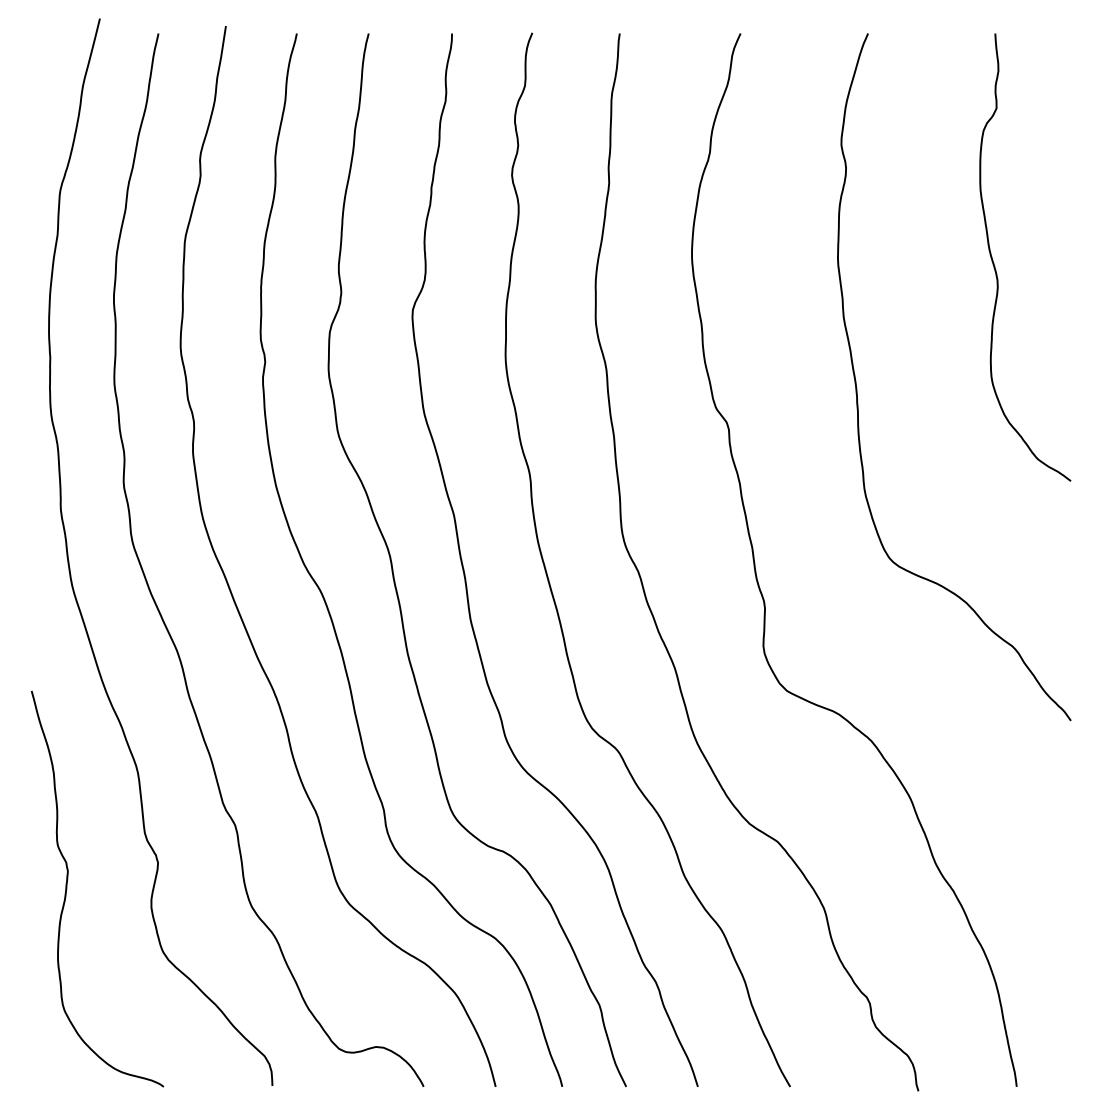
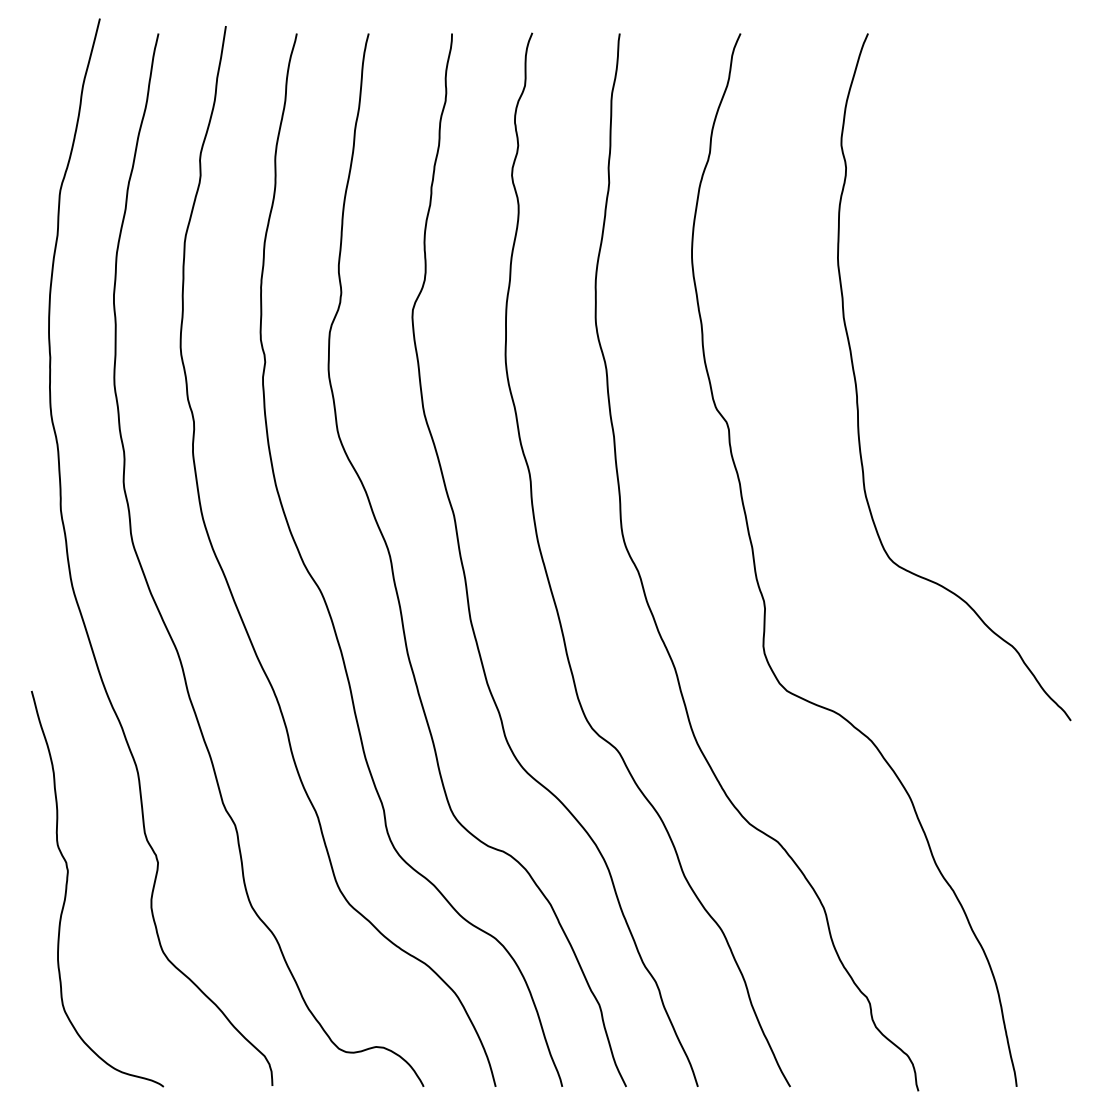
curve: present -> none (995, 266)
